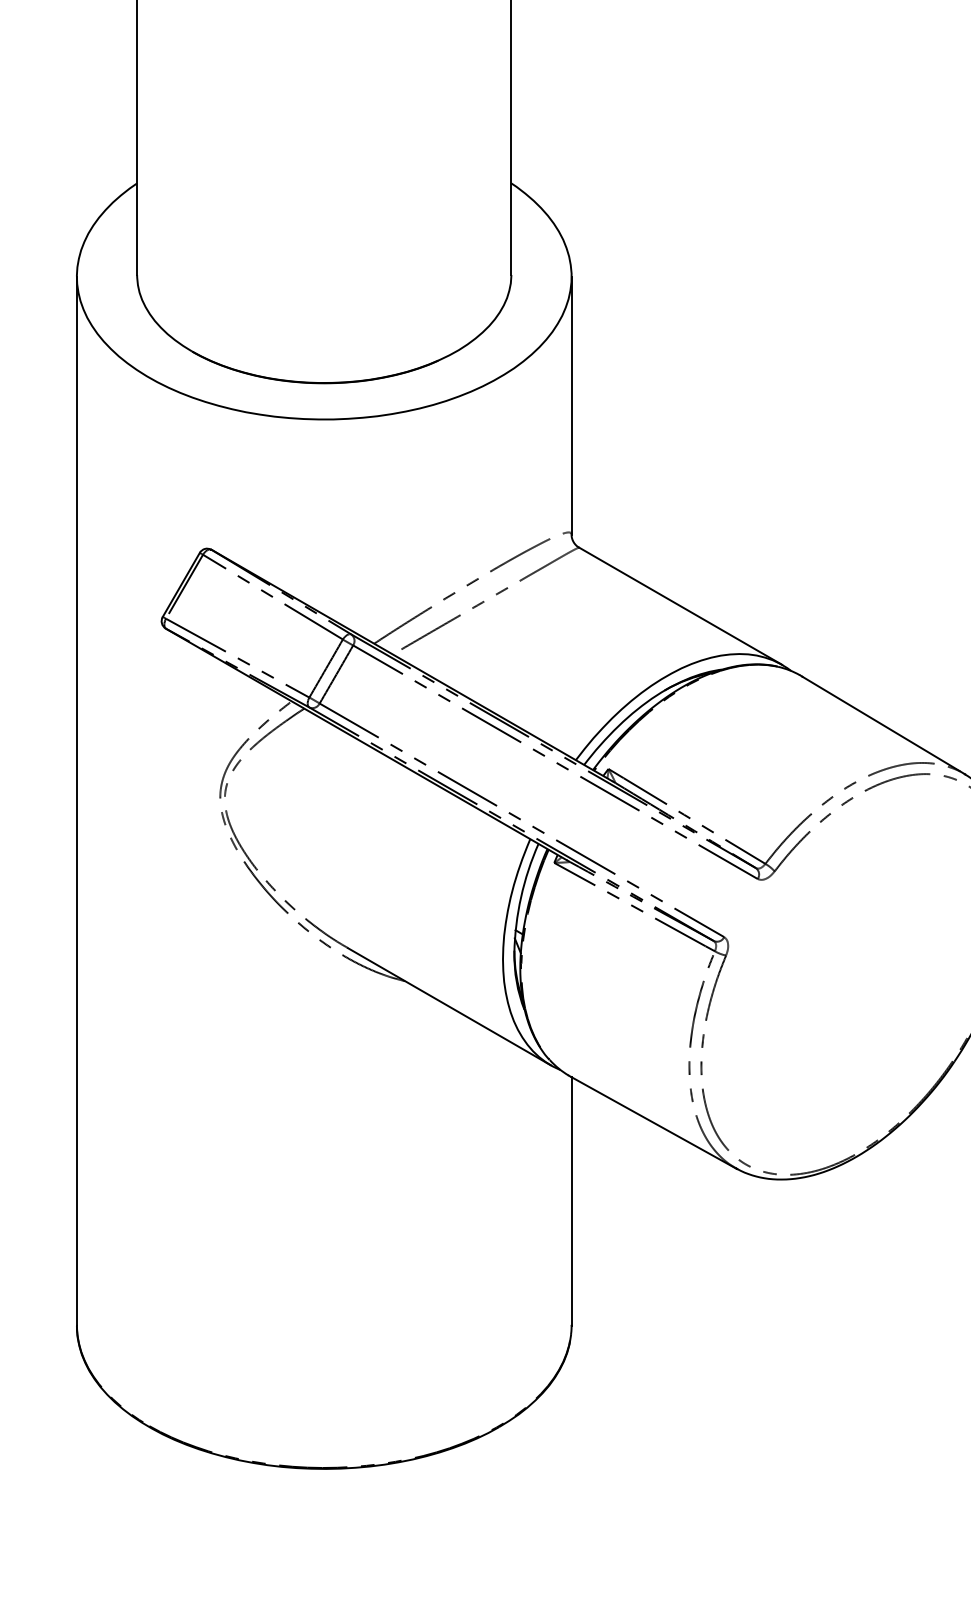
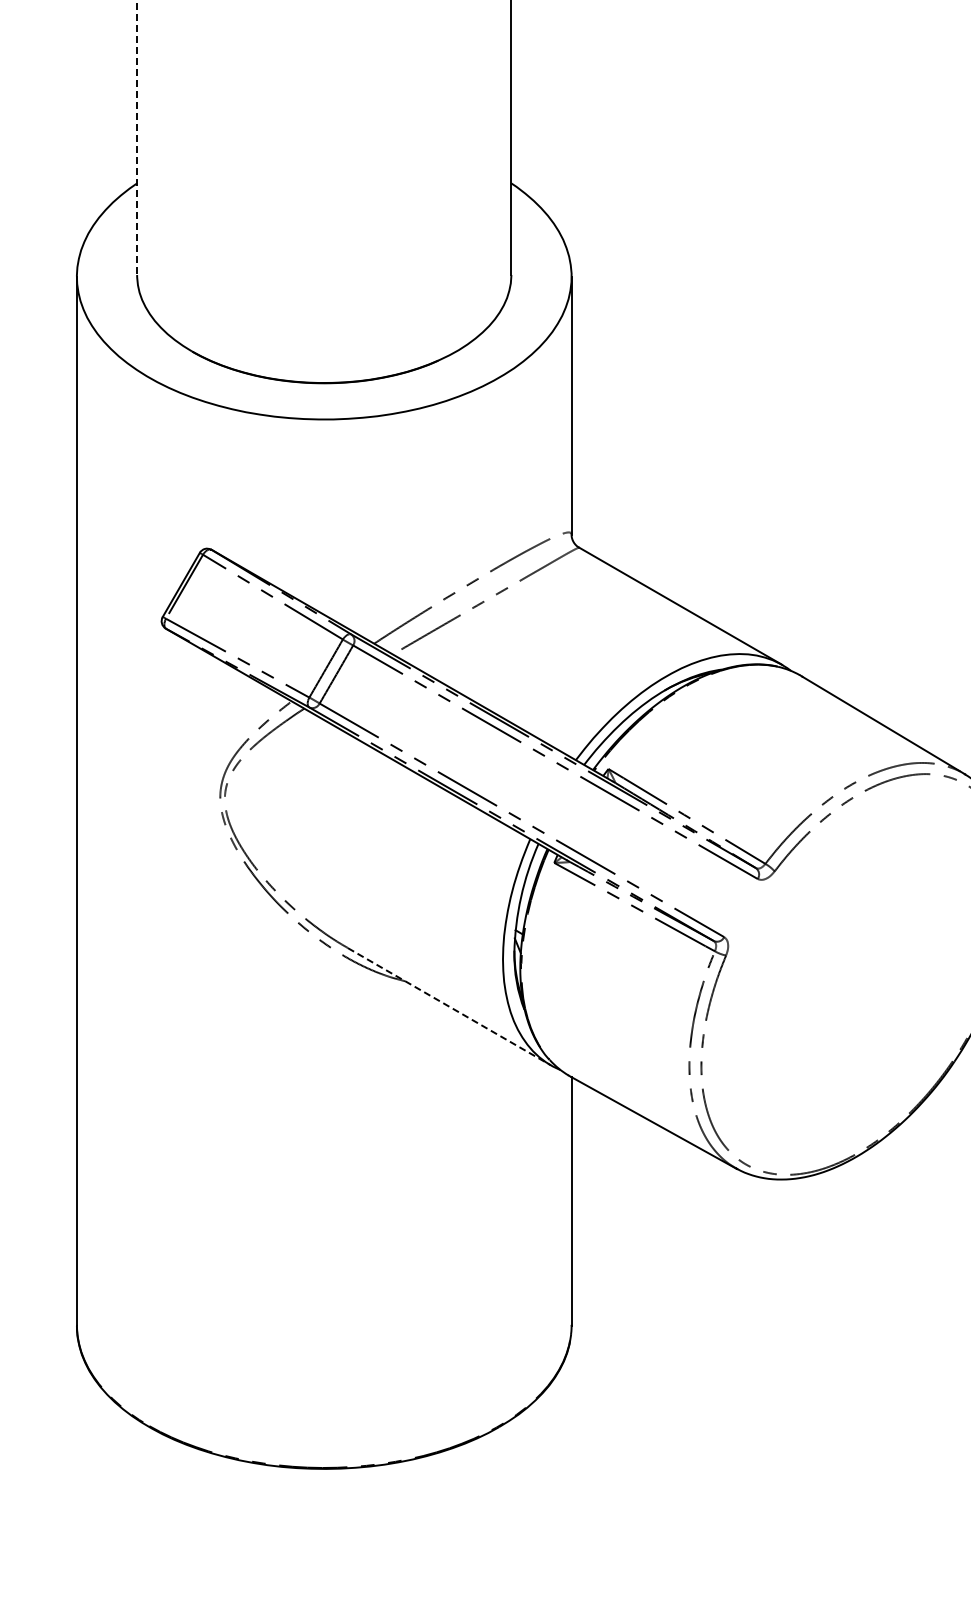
line: solid -> dashed (137, 138)
line: solid -> dashed (449, 1007)
